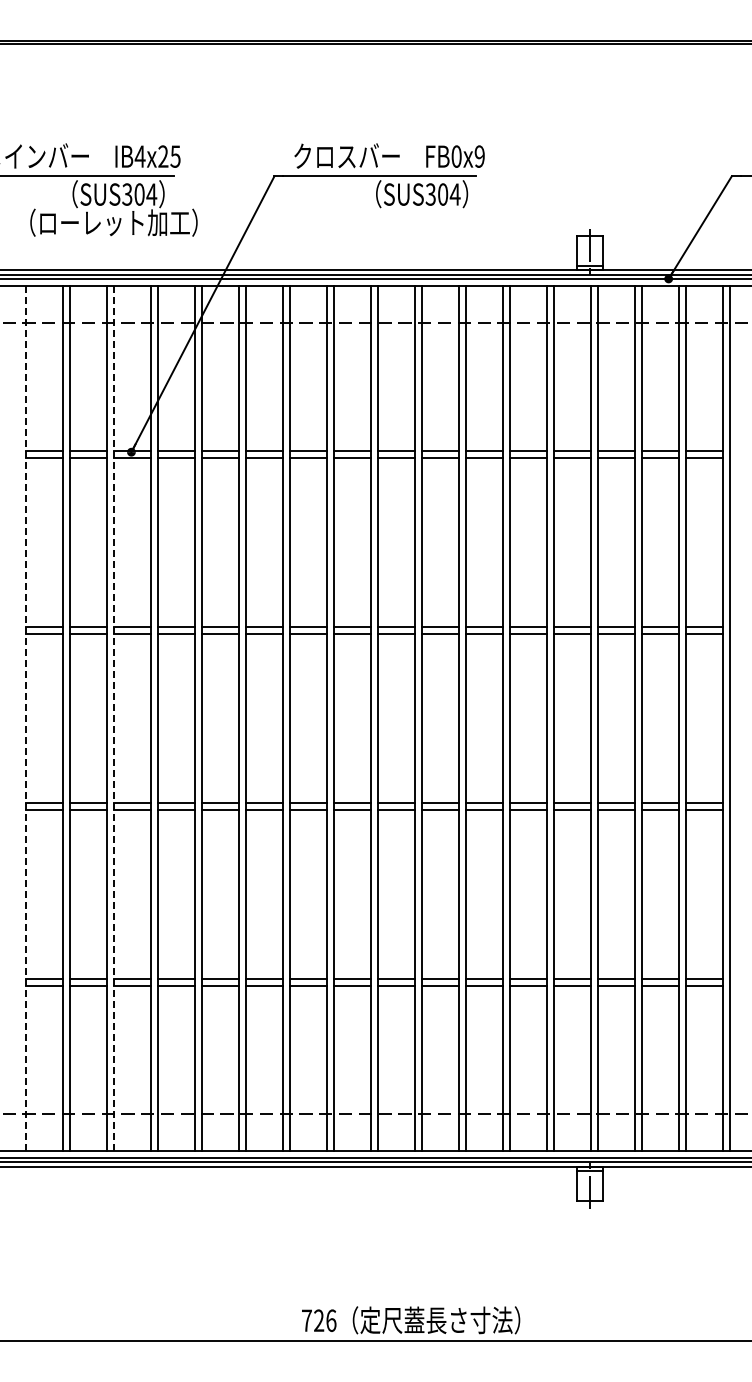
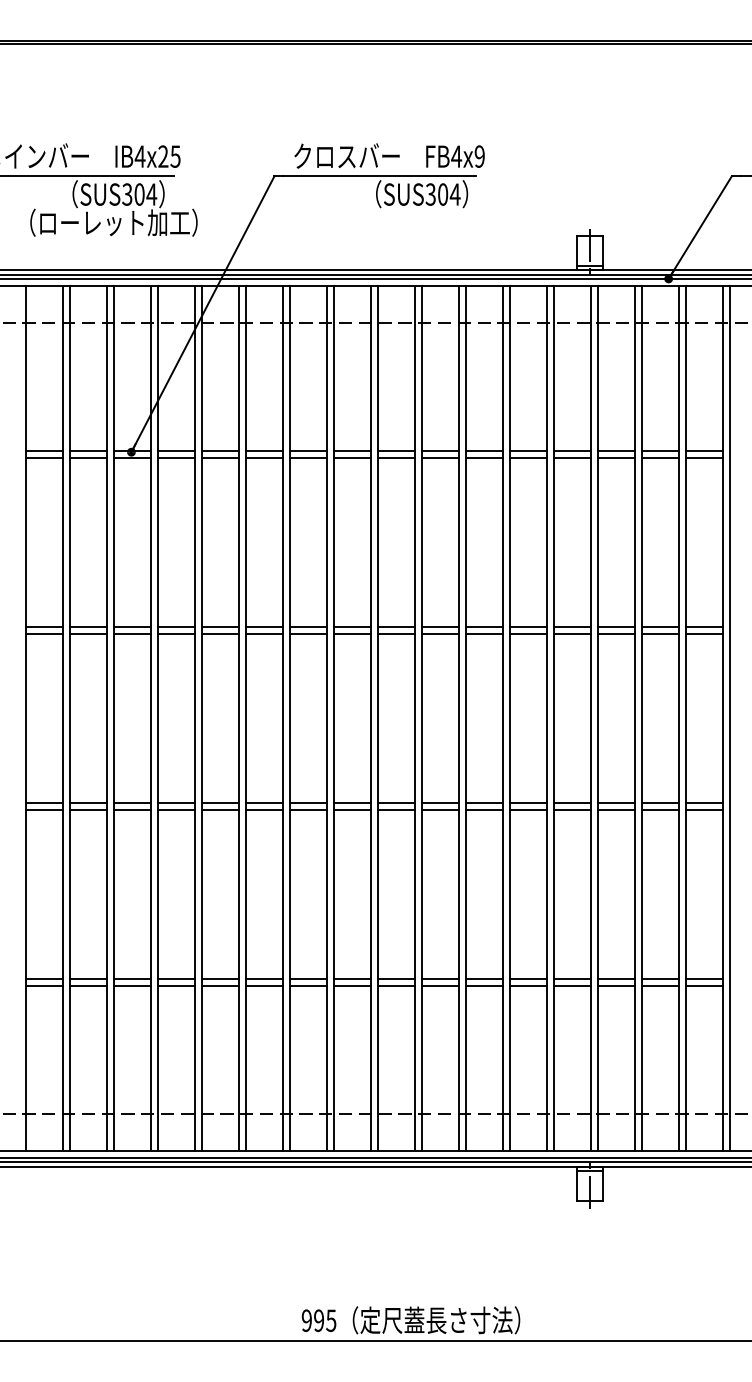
text: FB0x9 -> FB4x9 (456, 156)
line: dashed -> solid (25, 718)
line: dashed -> solid (113, 718)
text: 726 -> 995 (318, 1320)
